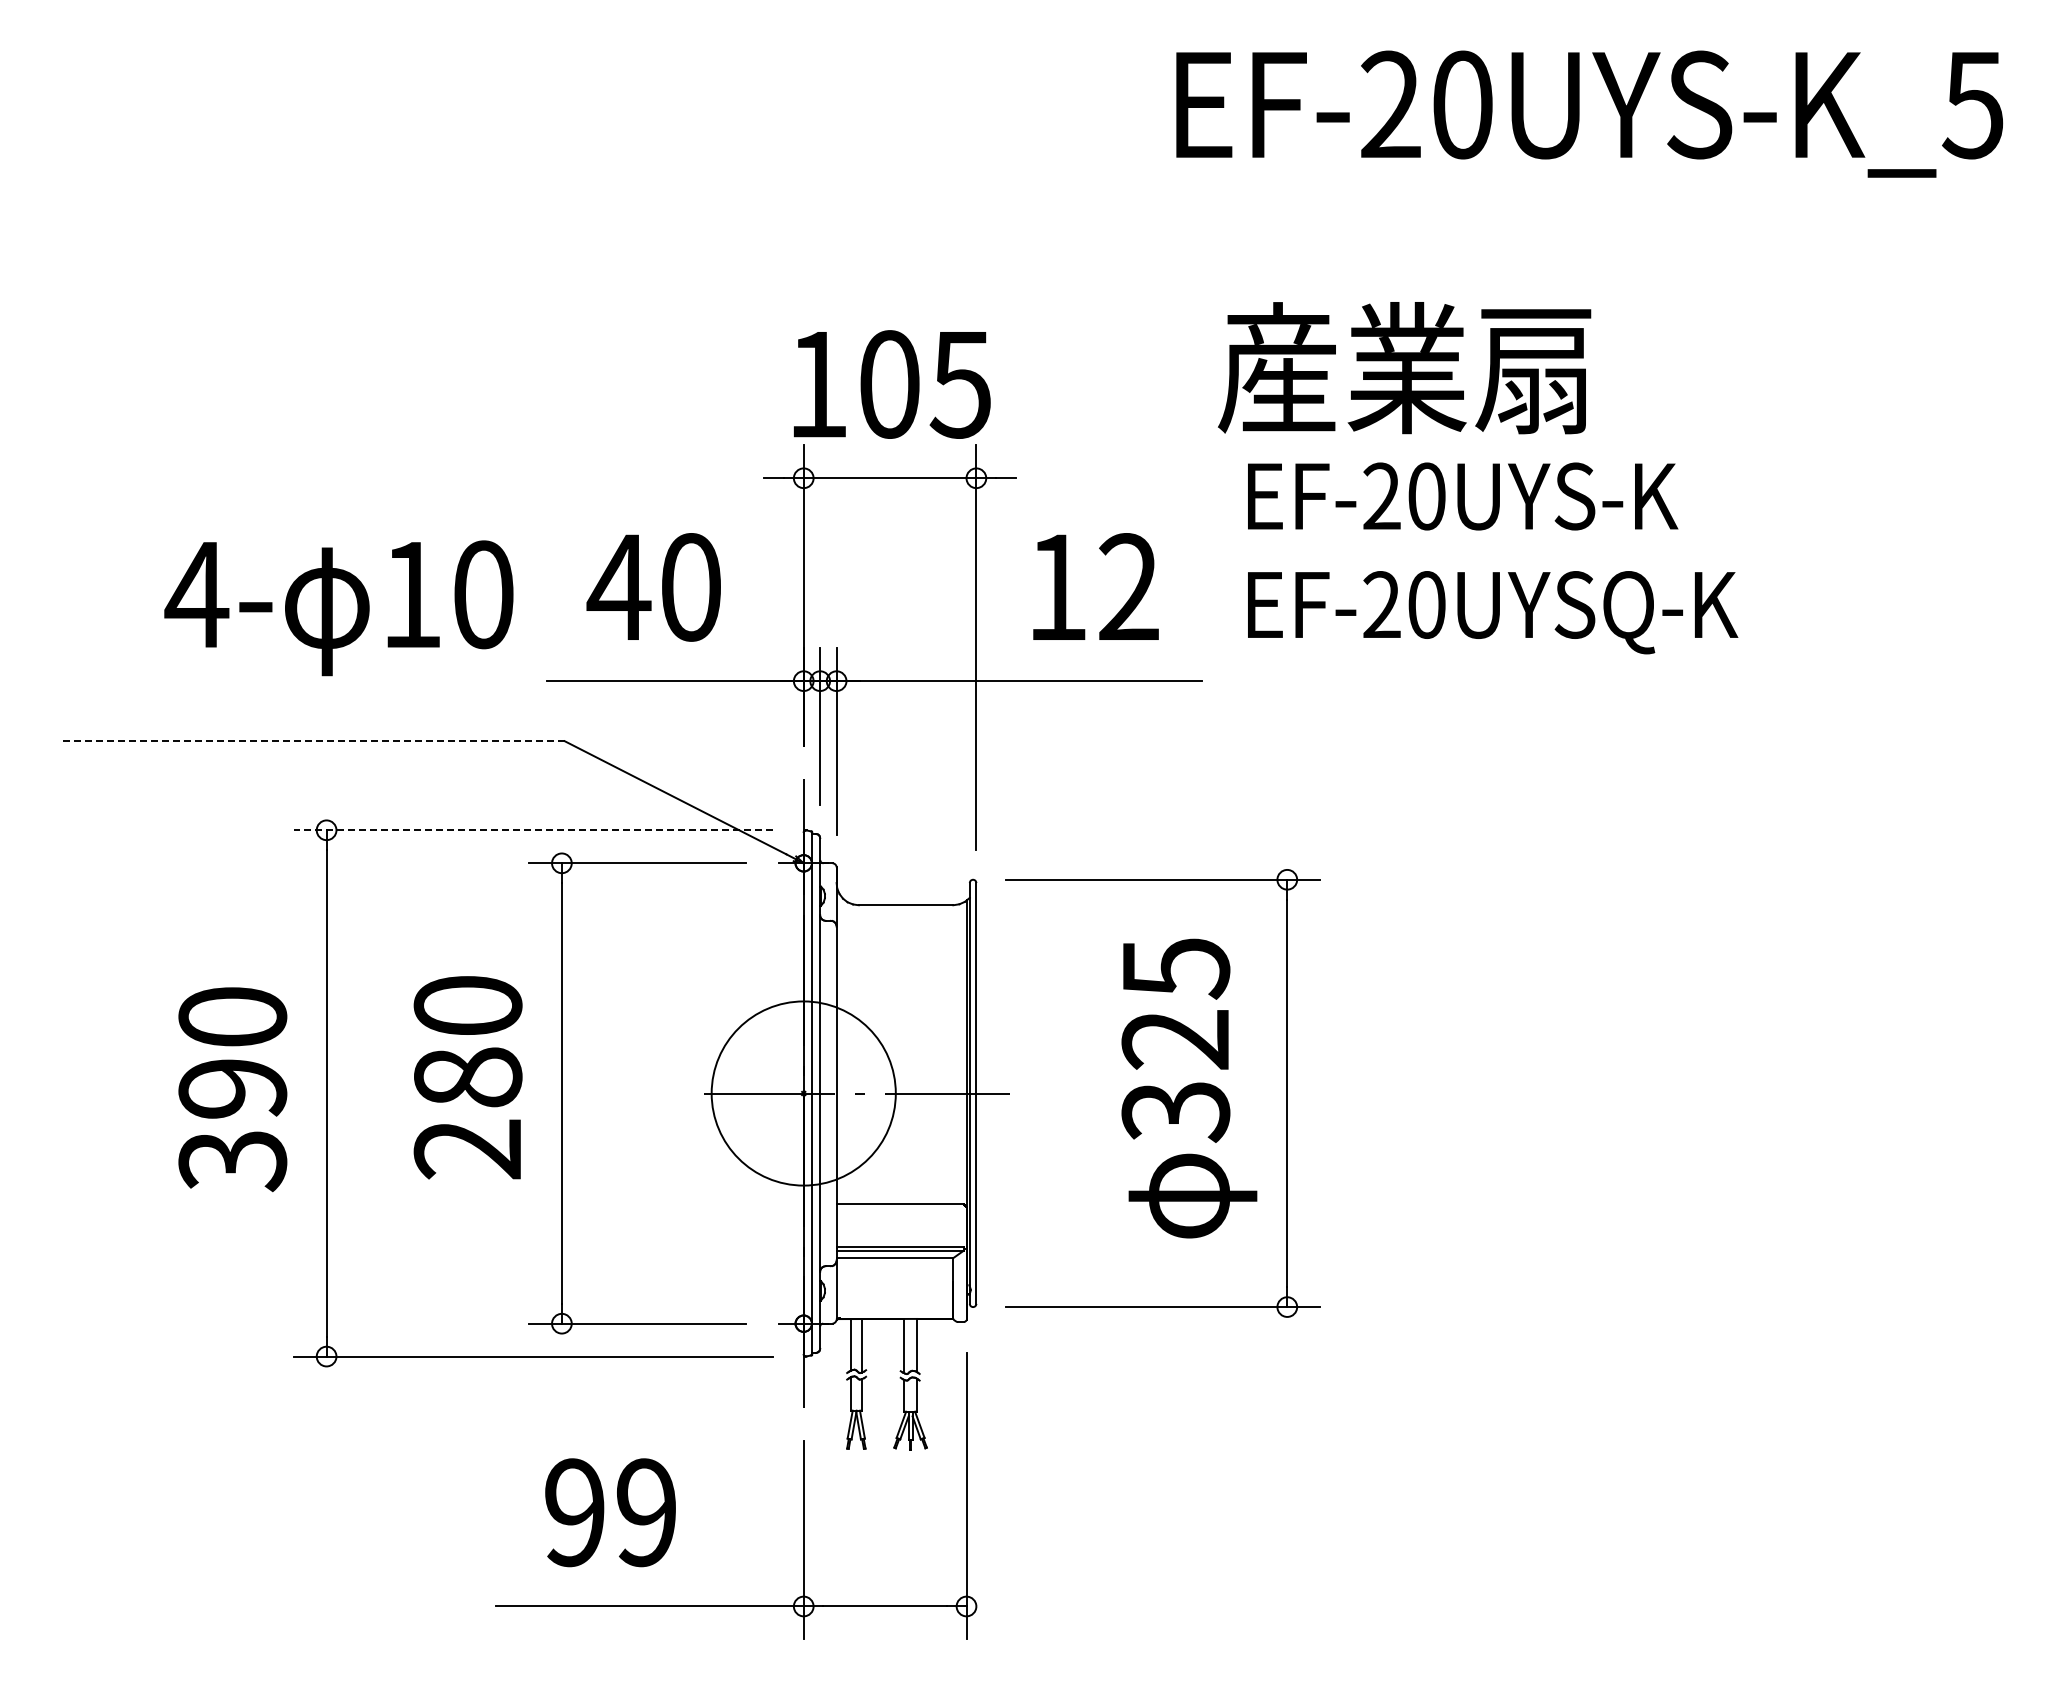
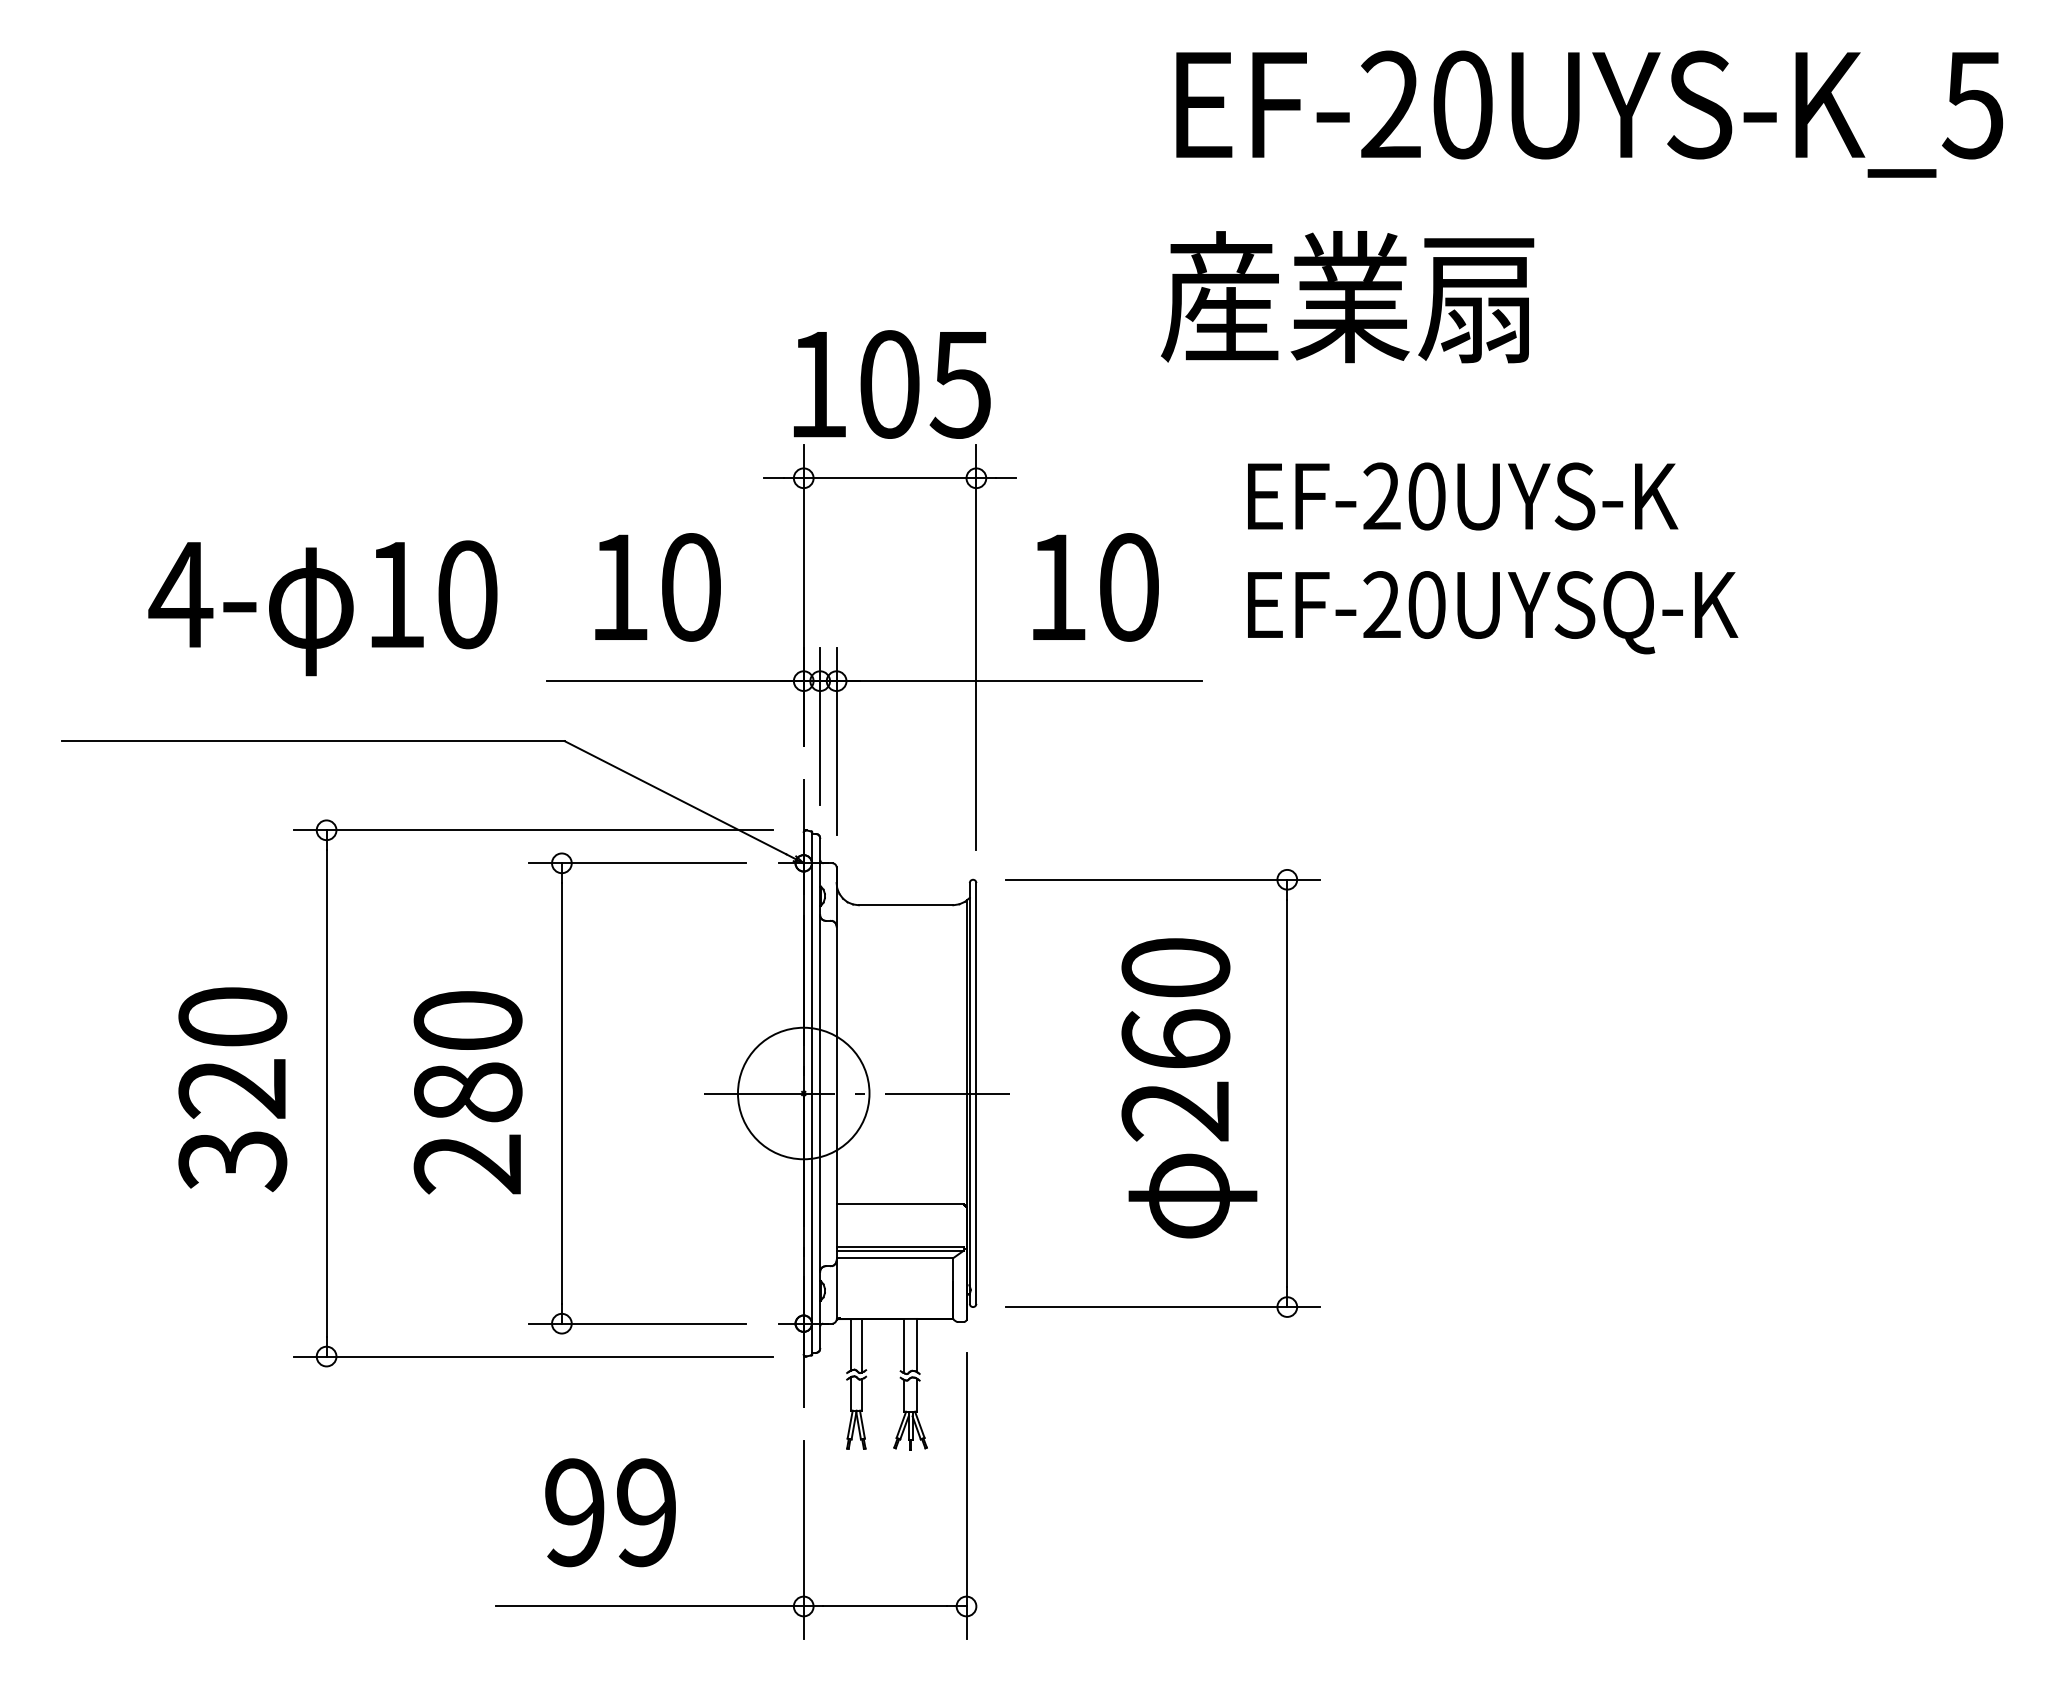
text position: (1404, 368) -> (1347, 297) (1347, 297)
text: 40 -> 10 (618, 586)
text: 12 -> 10 (1128, 587)
text position: (338, 608) -> (322, 608) (322, 608)
line: dashed -> solid (312, 741)
line: dashed -> solid (533, 830)
text: 325 -> 260 (1175, 1040)
text position: (467, 1077) -> (467, 1092) (467, 1092)
text: 390 -> 320 (232, 1088)
circle diameter: 184 px -> 132 px (803, 1093)
